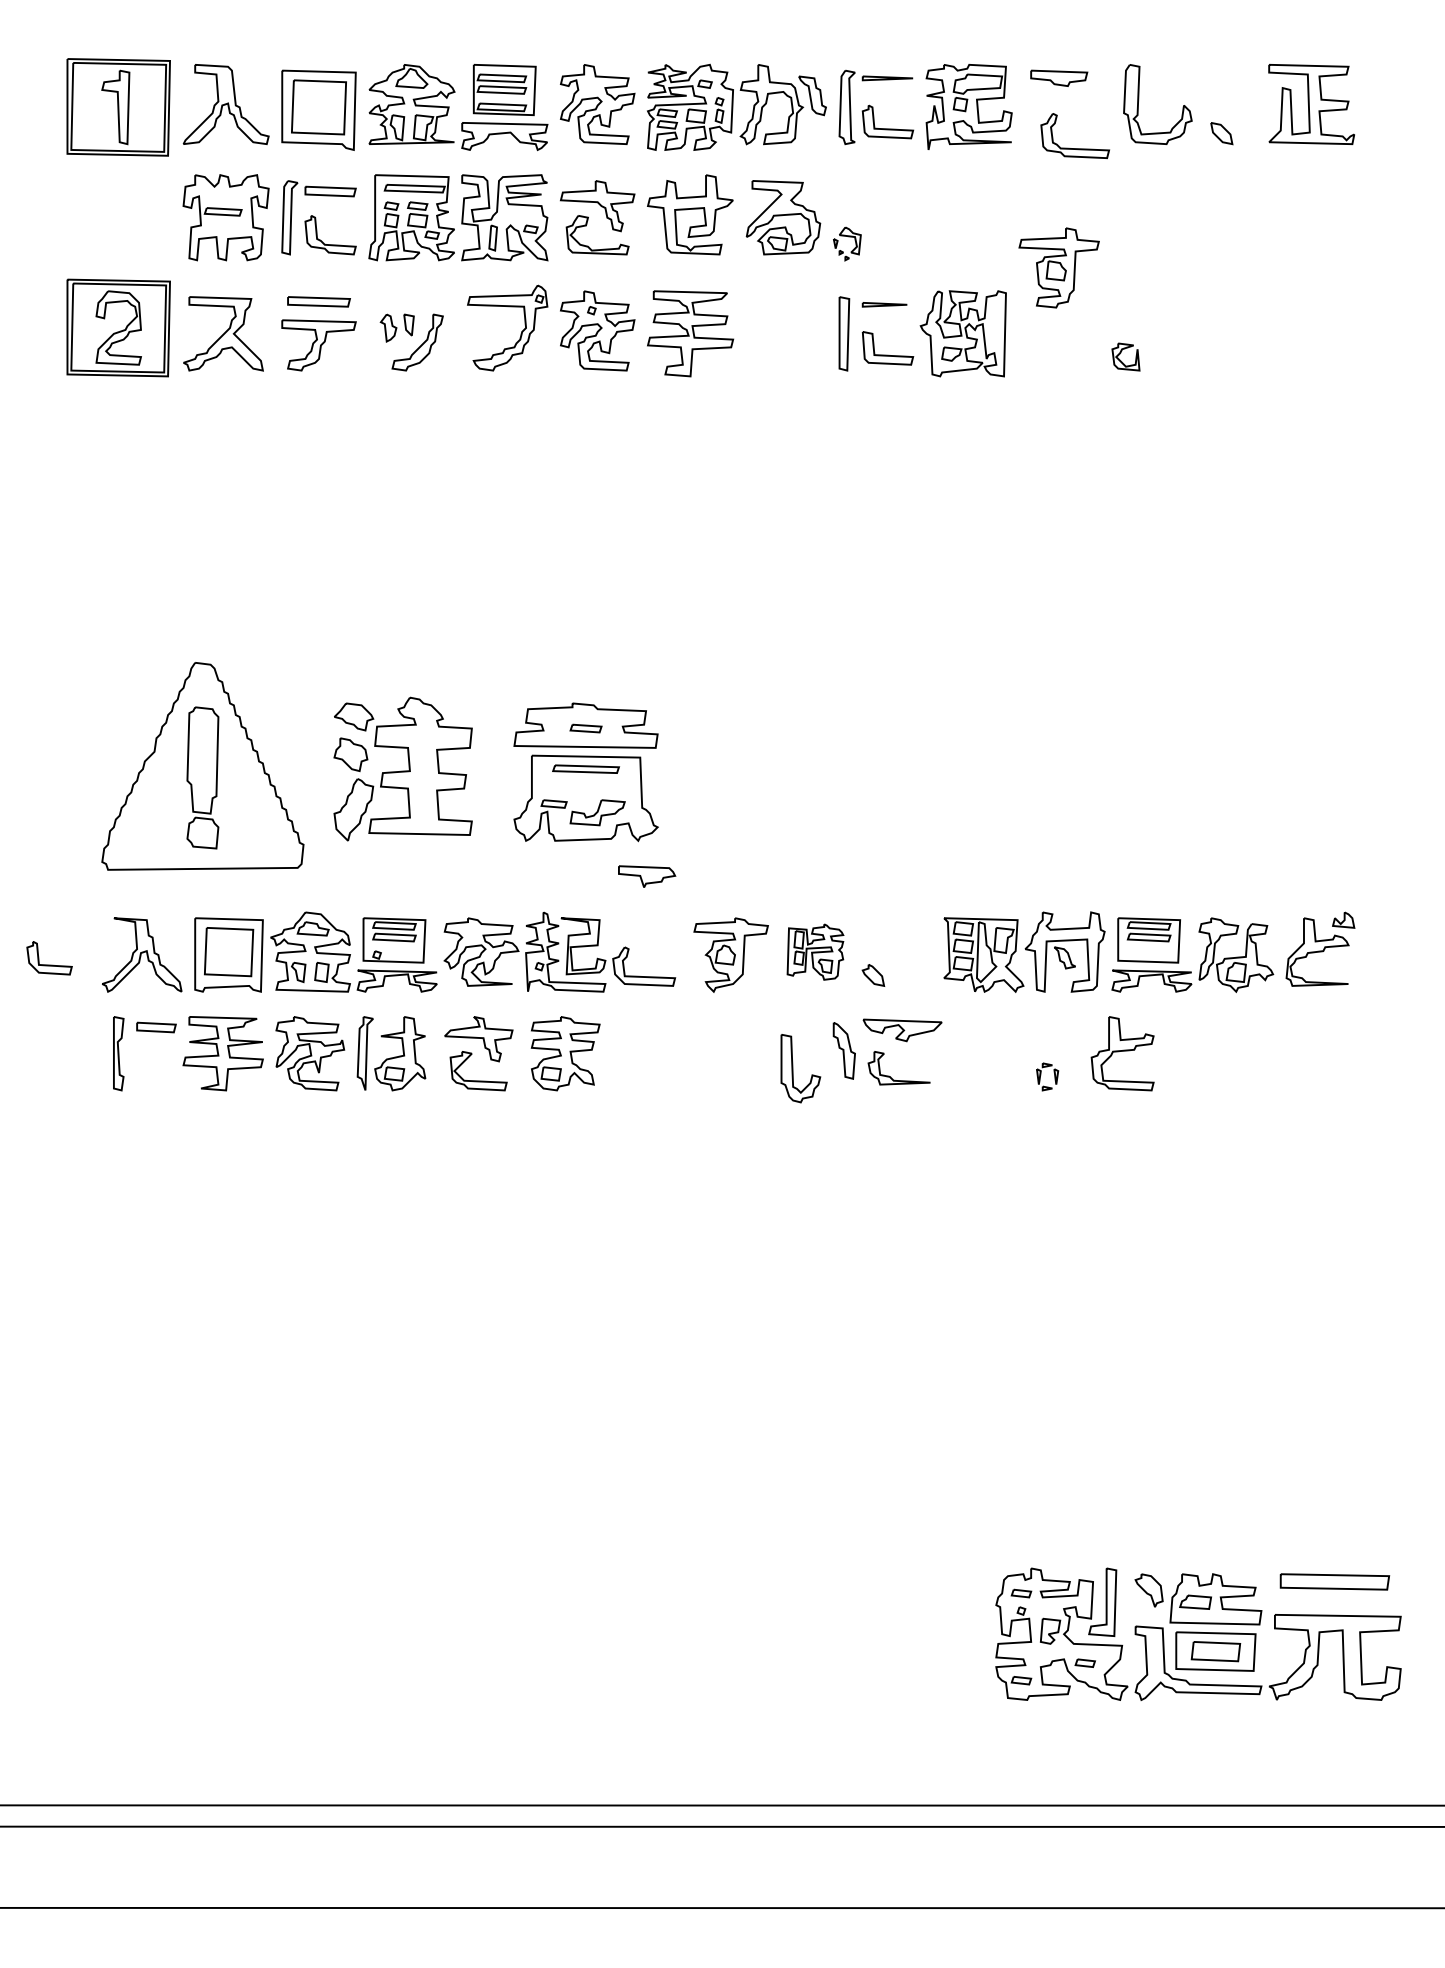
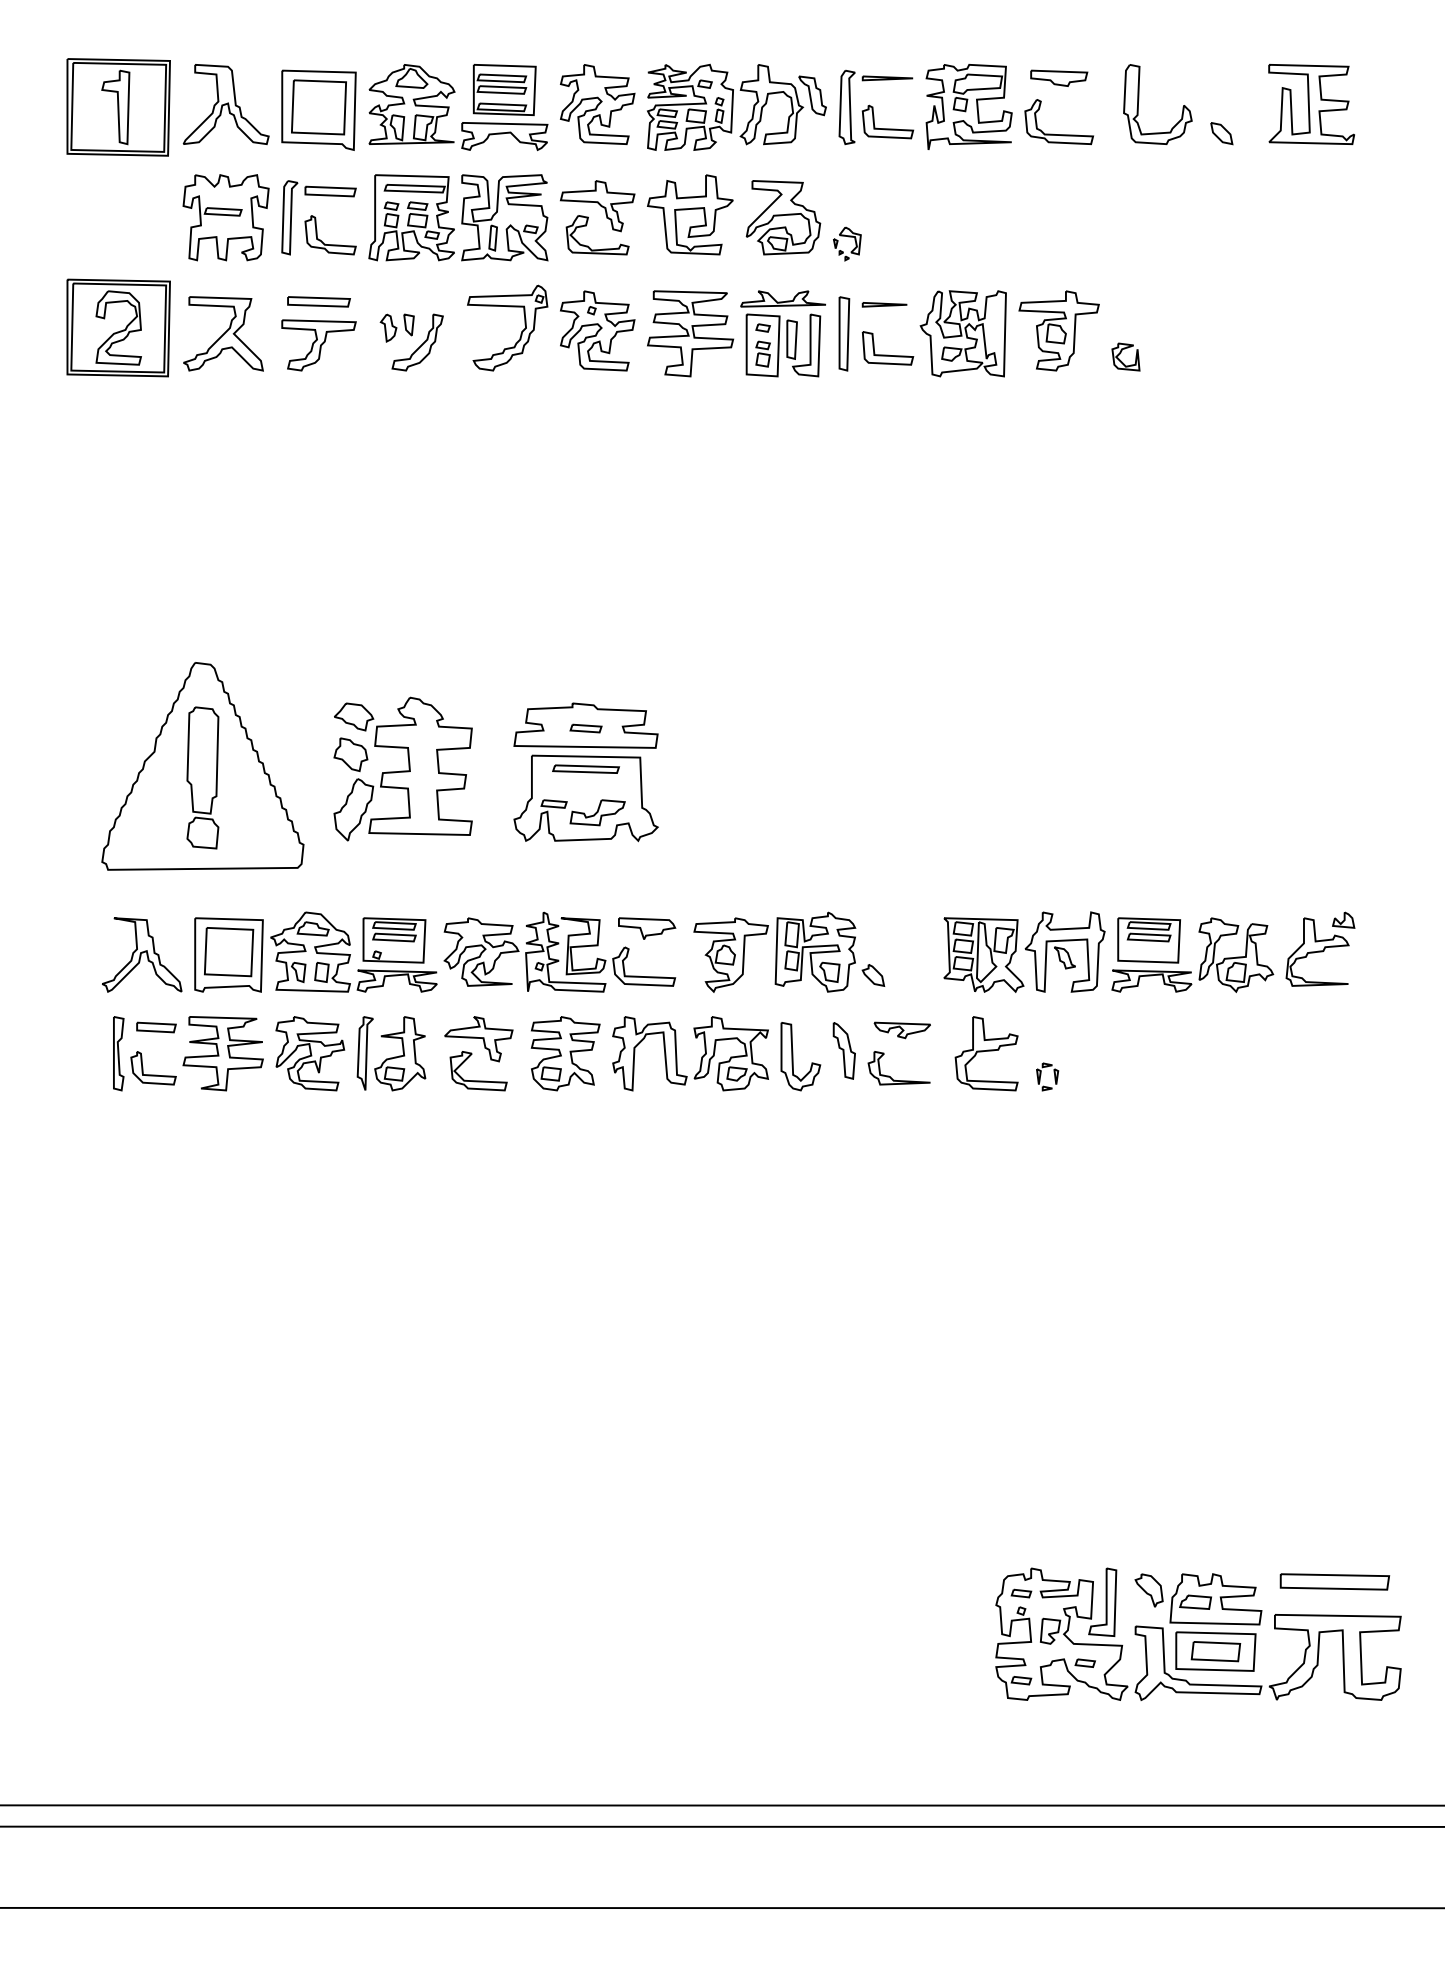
part position: (1075, 148) -> (1059, 134) (1059, 134)
part position: (1058, 267) -> (1058, 330) (1058, 330)
part: none -> present (782, 333)
part position: (647, 876) -> (647, 928) (647, 928)
part size: 59x58 px -> 83x82 px (815, 951)
part position: (49, 958) -> (153, 1068) (153, 1068)
part size: 81x25 px -> 58x19 px (901, 1030)
part position: (1122, 1053) -> (986, 1053) (986, 1053)
part: none -> present (701, 1056)
part position: (793, 1068) -> (793, 1056) (793, 1056)
